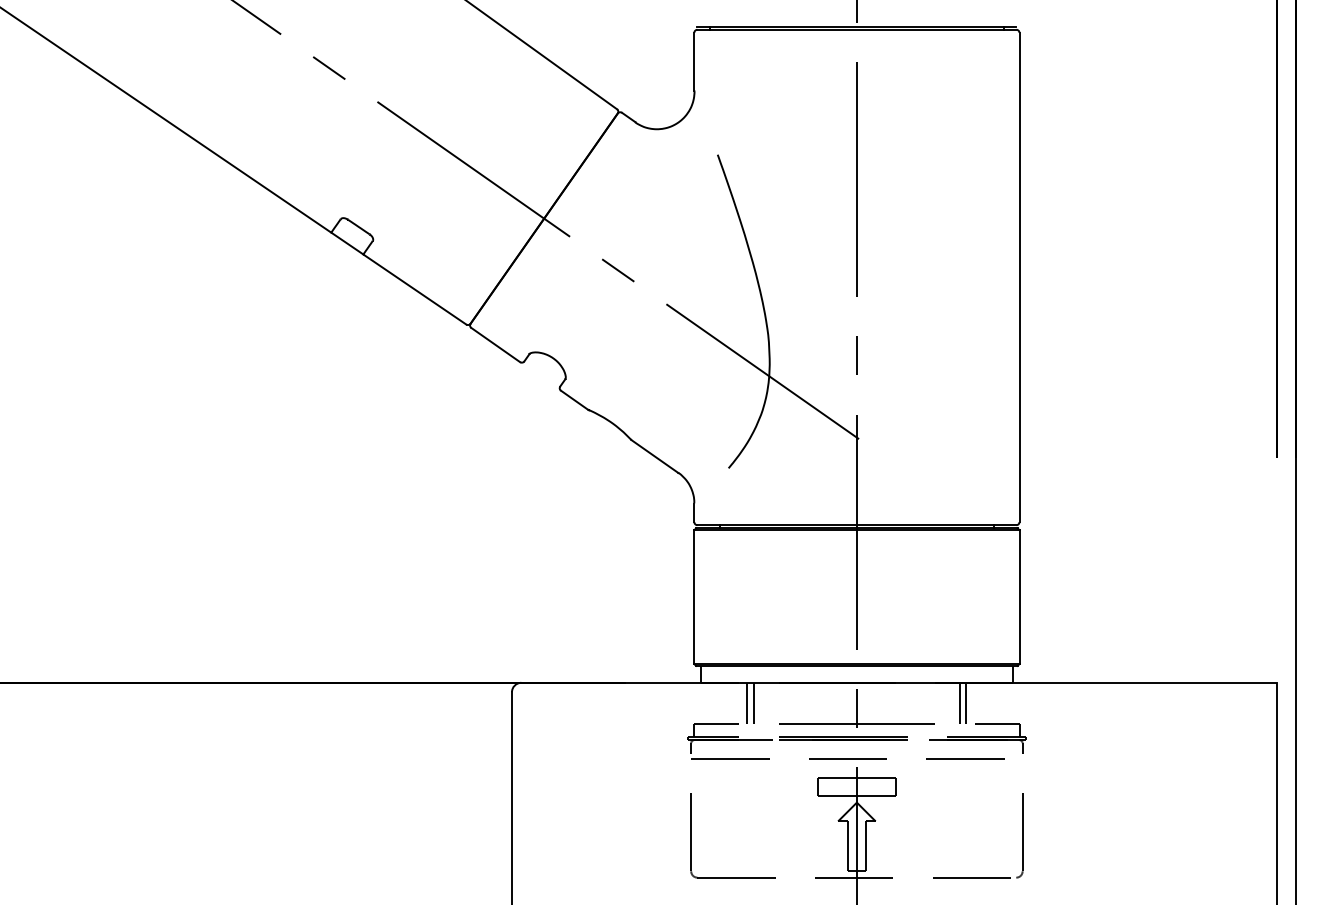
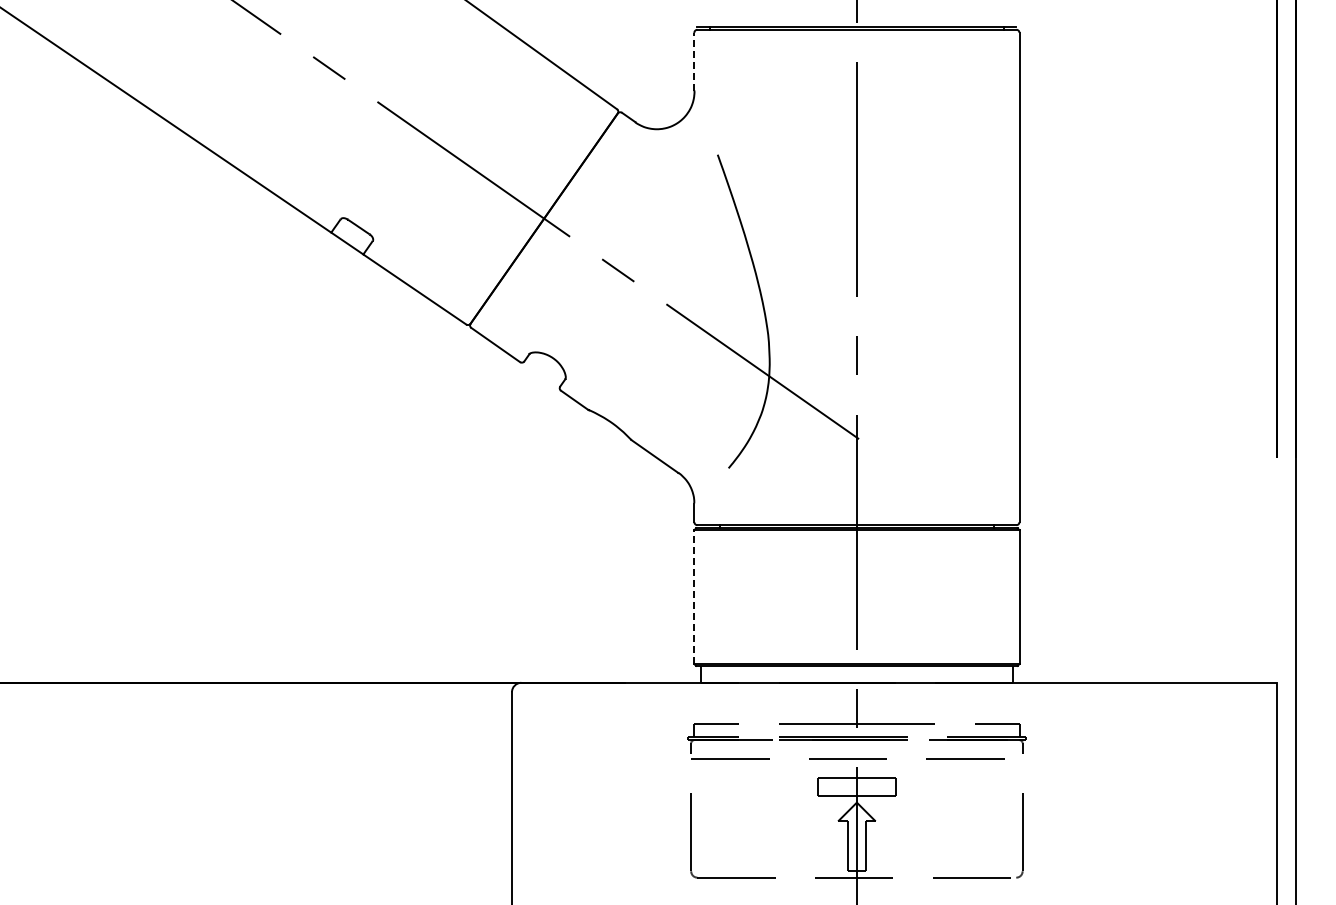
line: solid -> dashed (694, 61)
line: solid -> dashed (694, 597)
line: present -> none (747, 703)
line: present -> none (753, 703)
line: present -> none (960, 703)
line: present -> none (966, 703)
